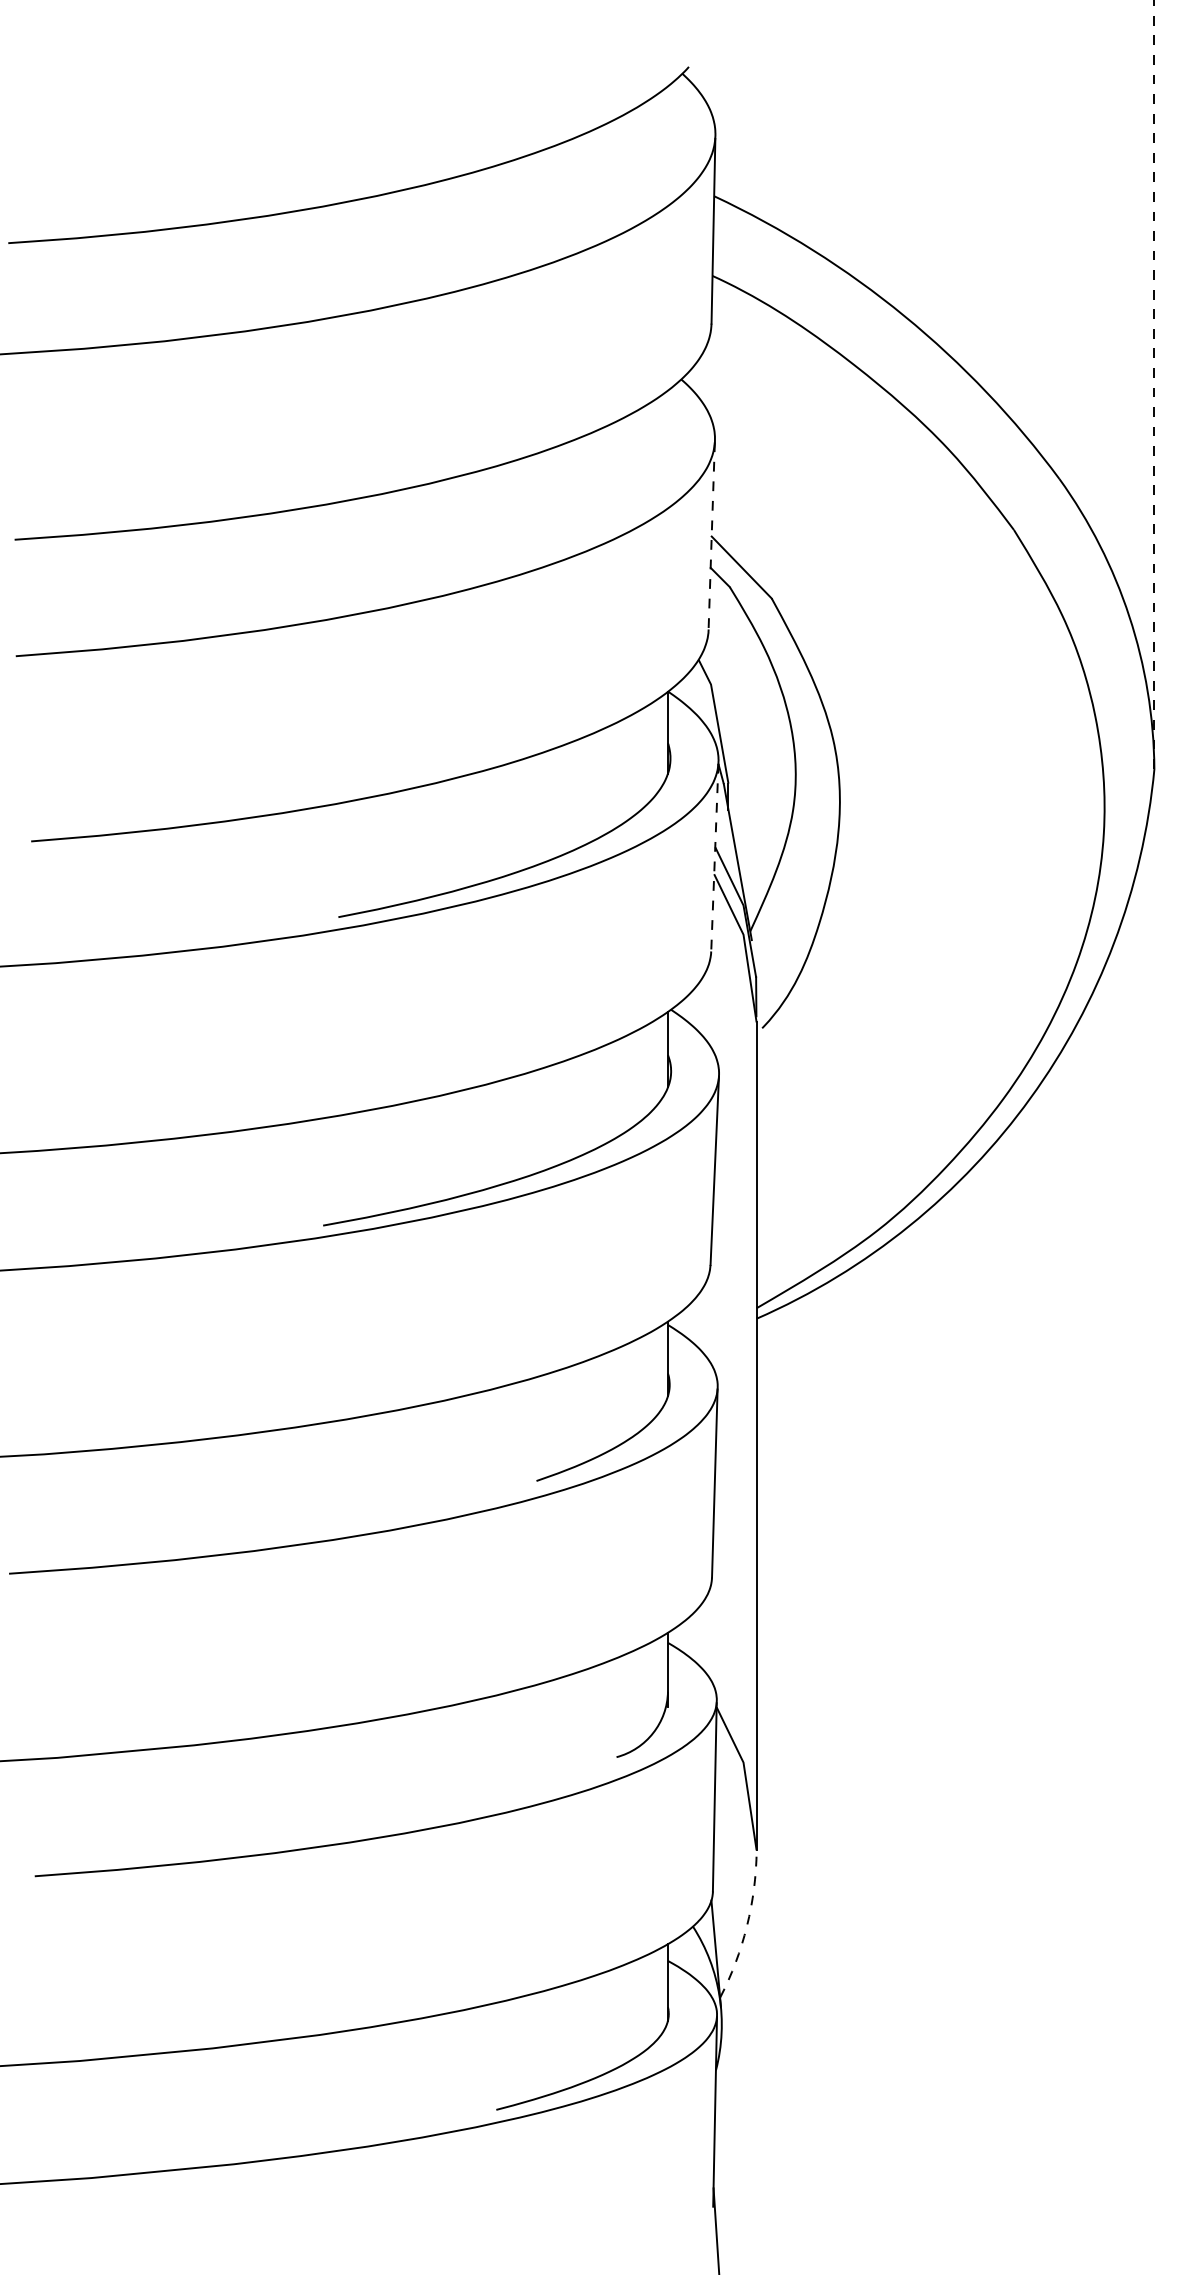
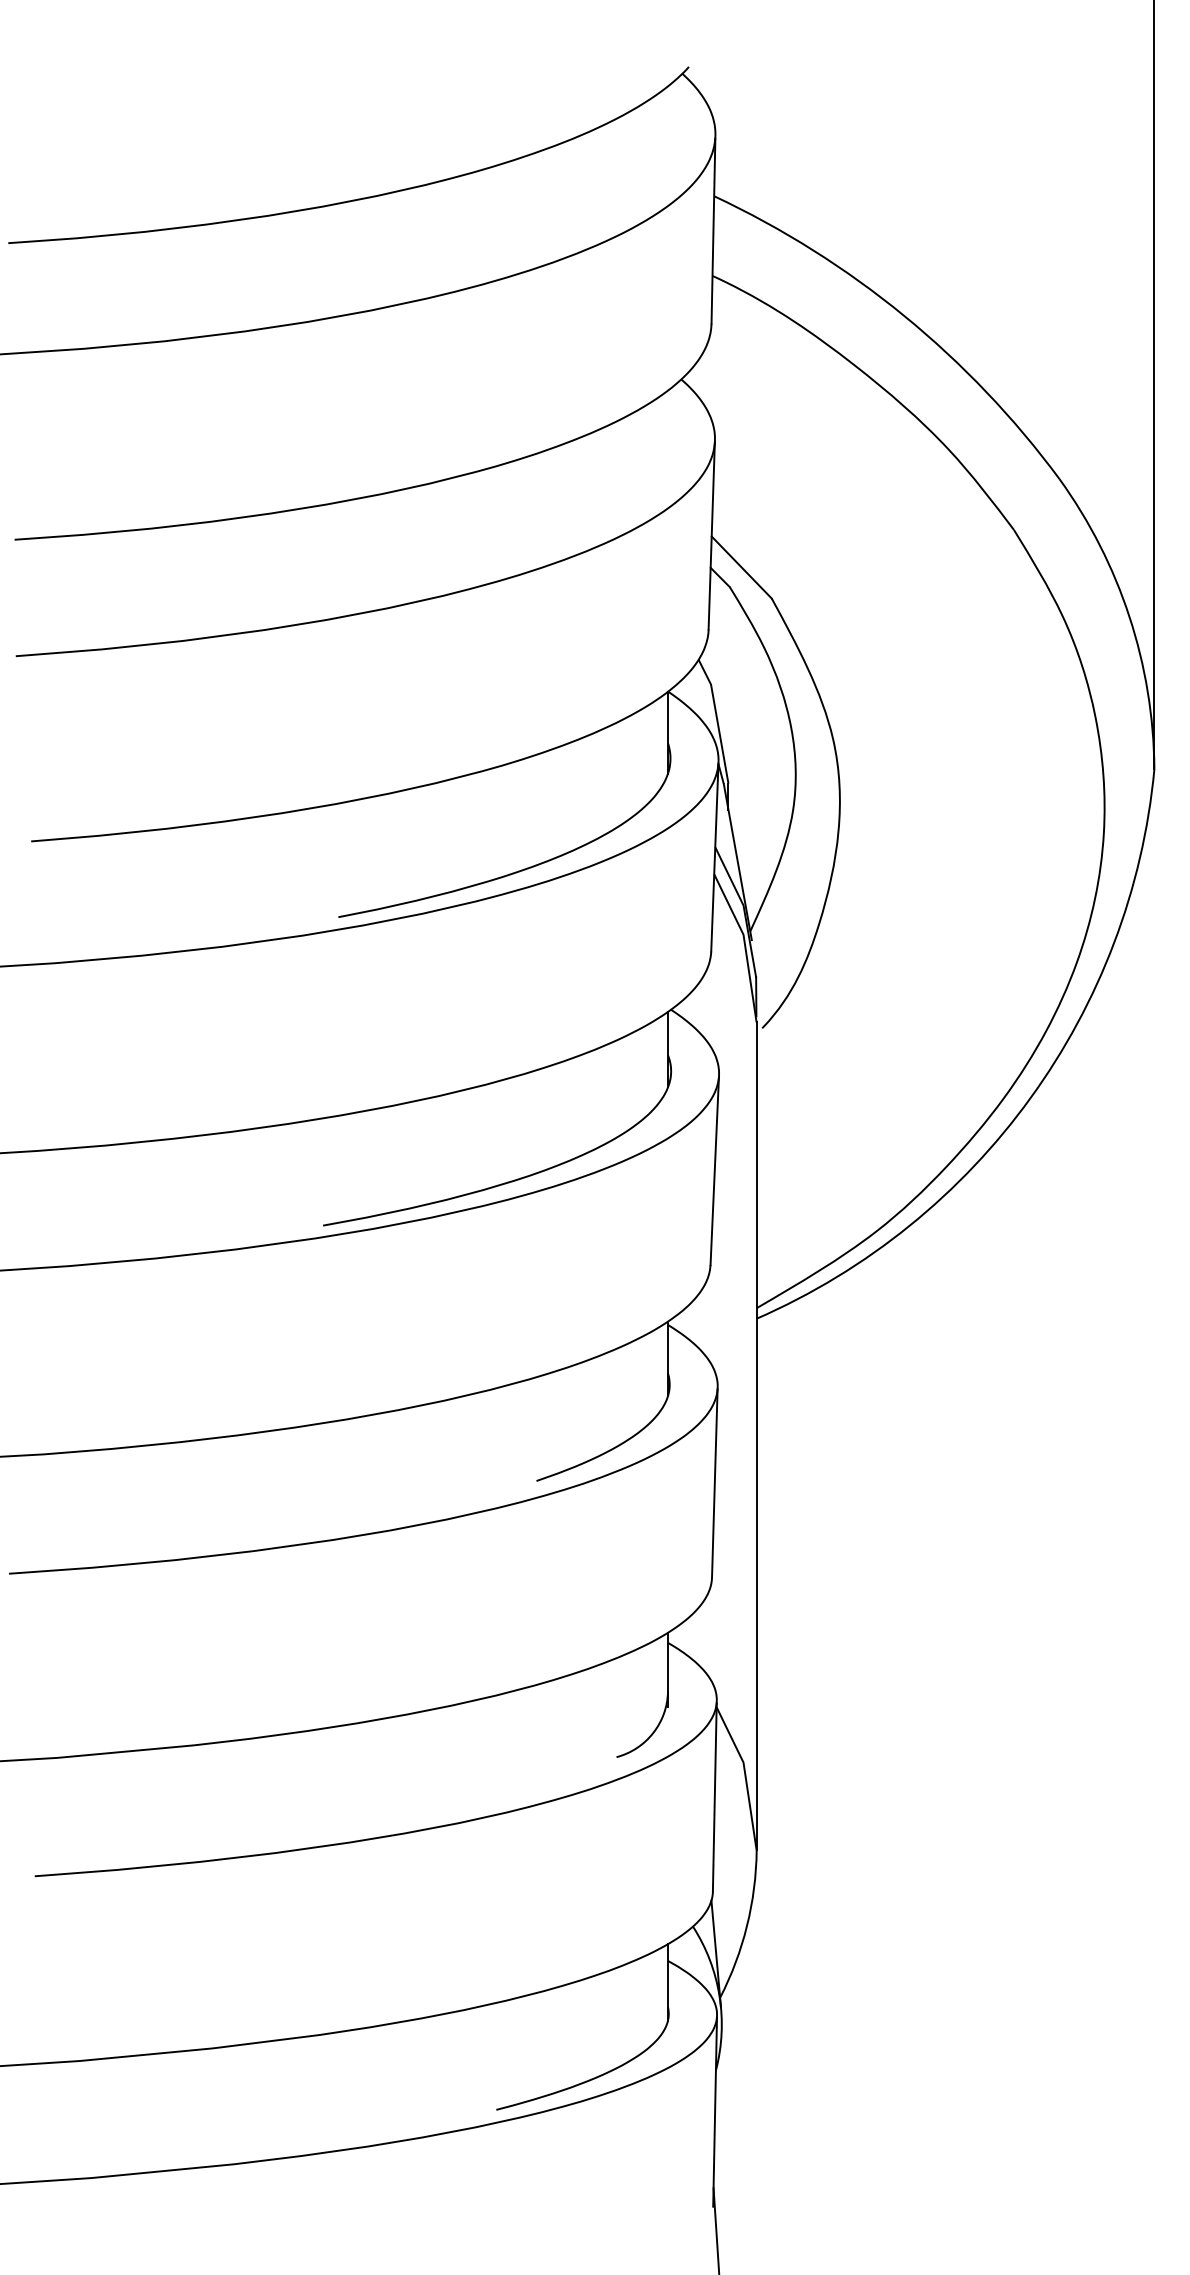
line: dashed -> solid (1154, 384)
line: dashed -> solid (711, 535)
line: dashed -> solid (714, 857)
arc: dashed -> solid (747, 1926)
